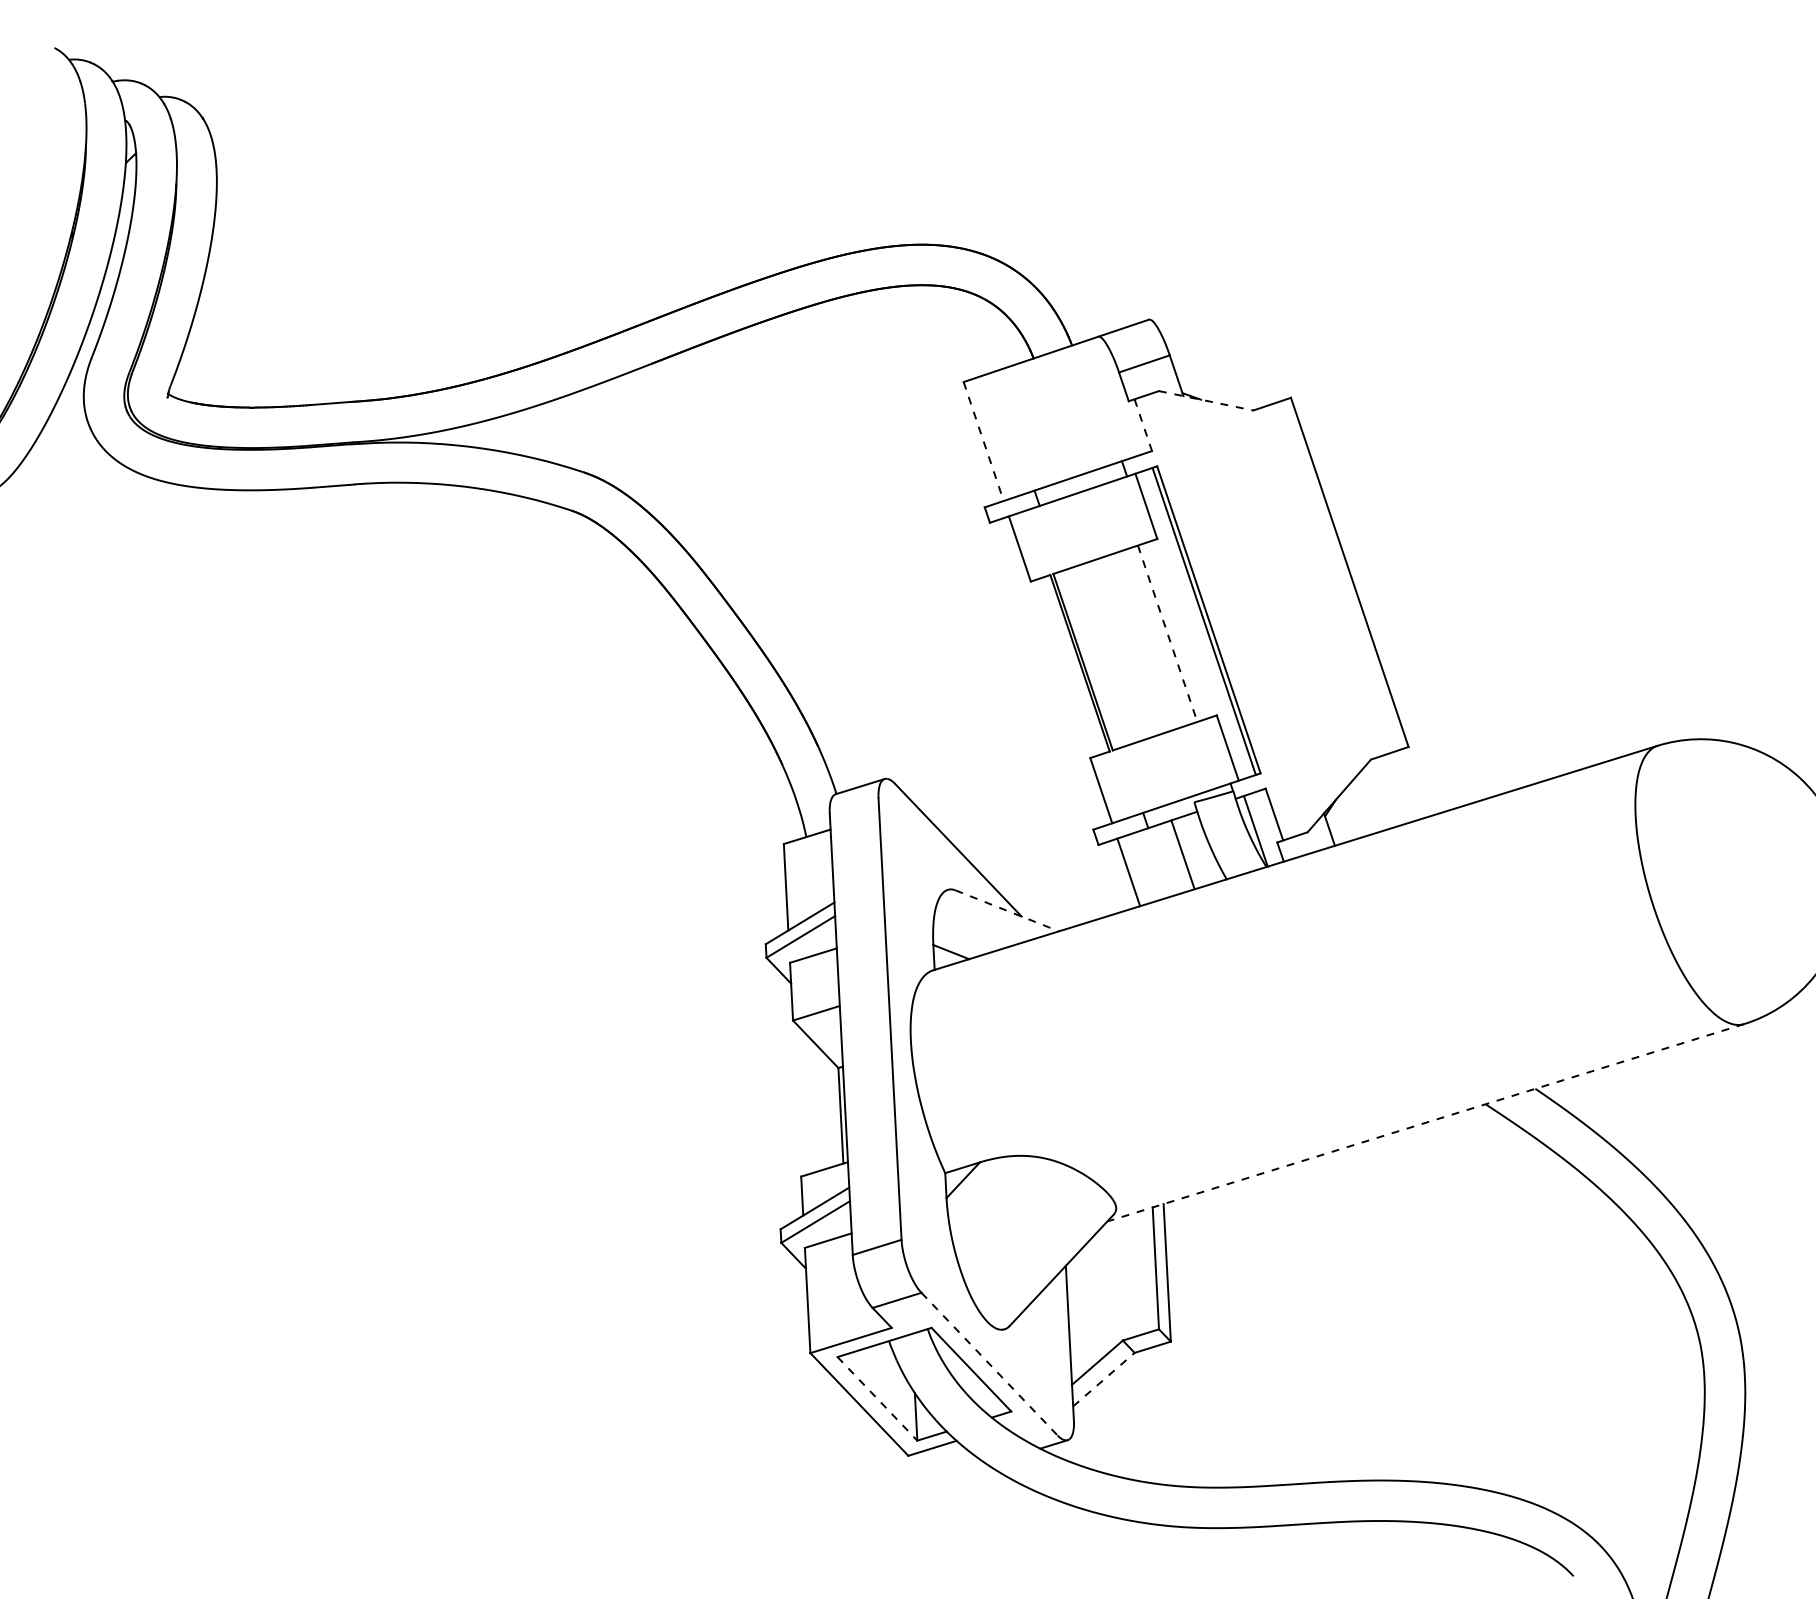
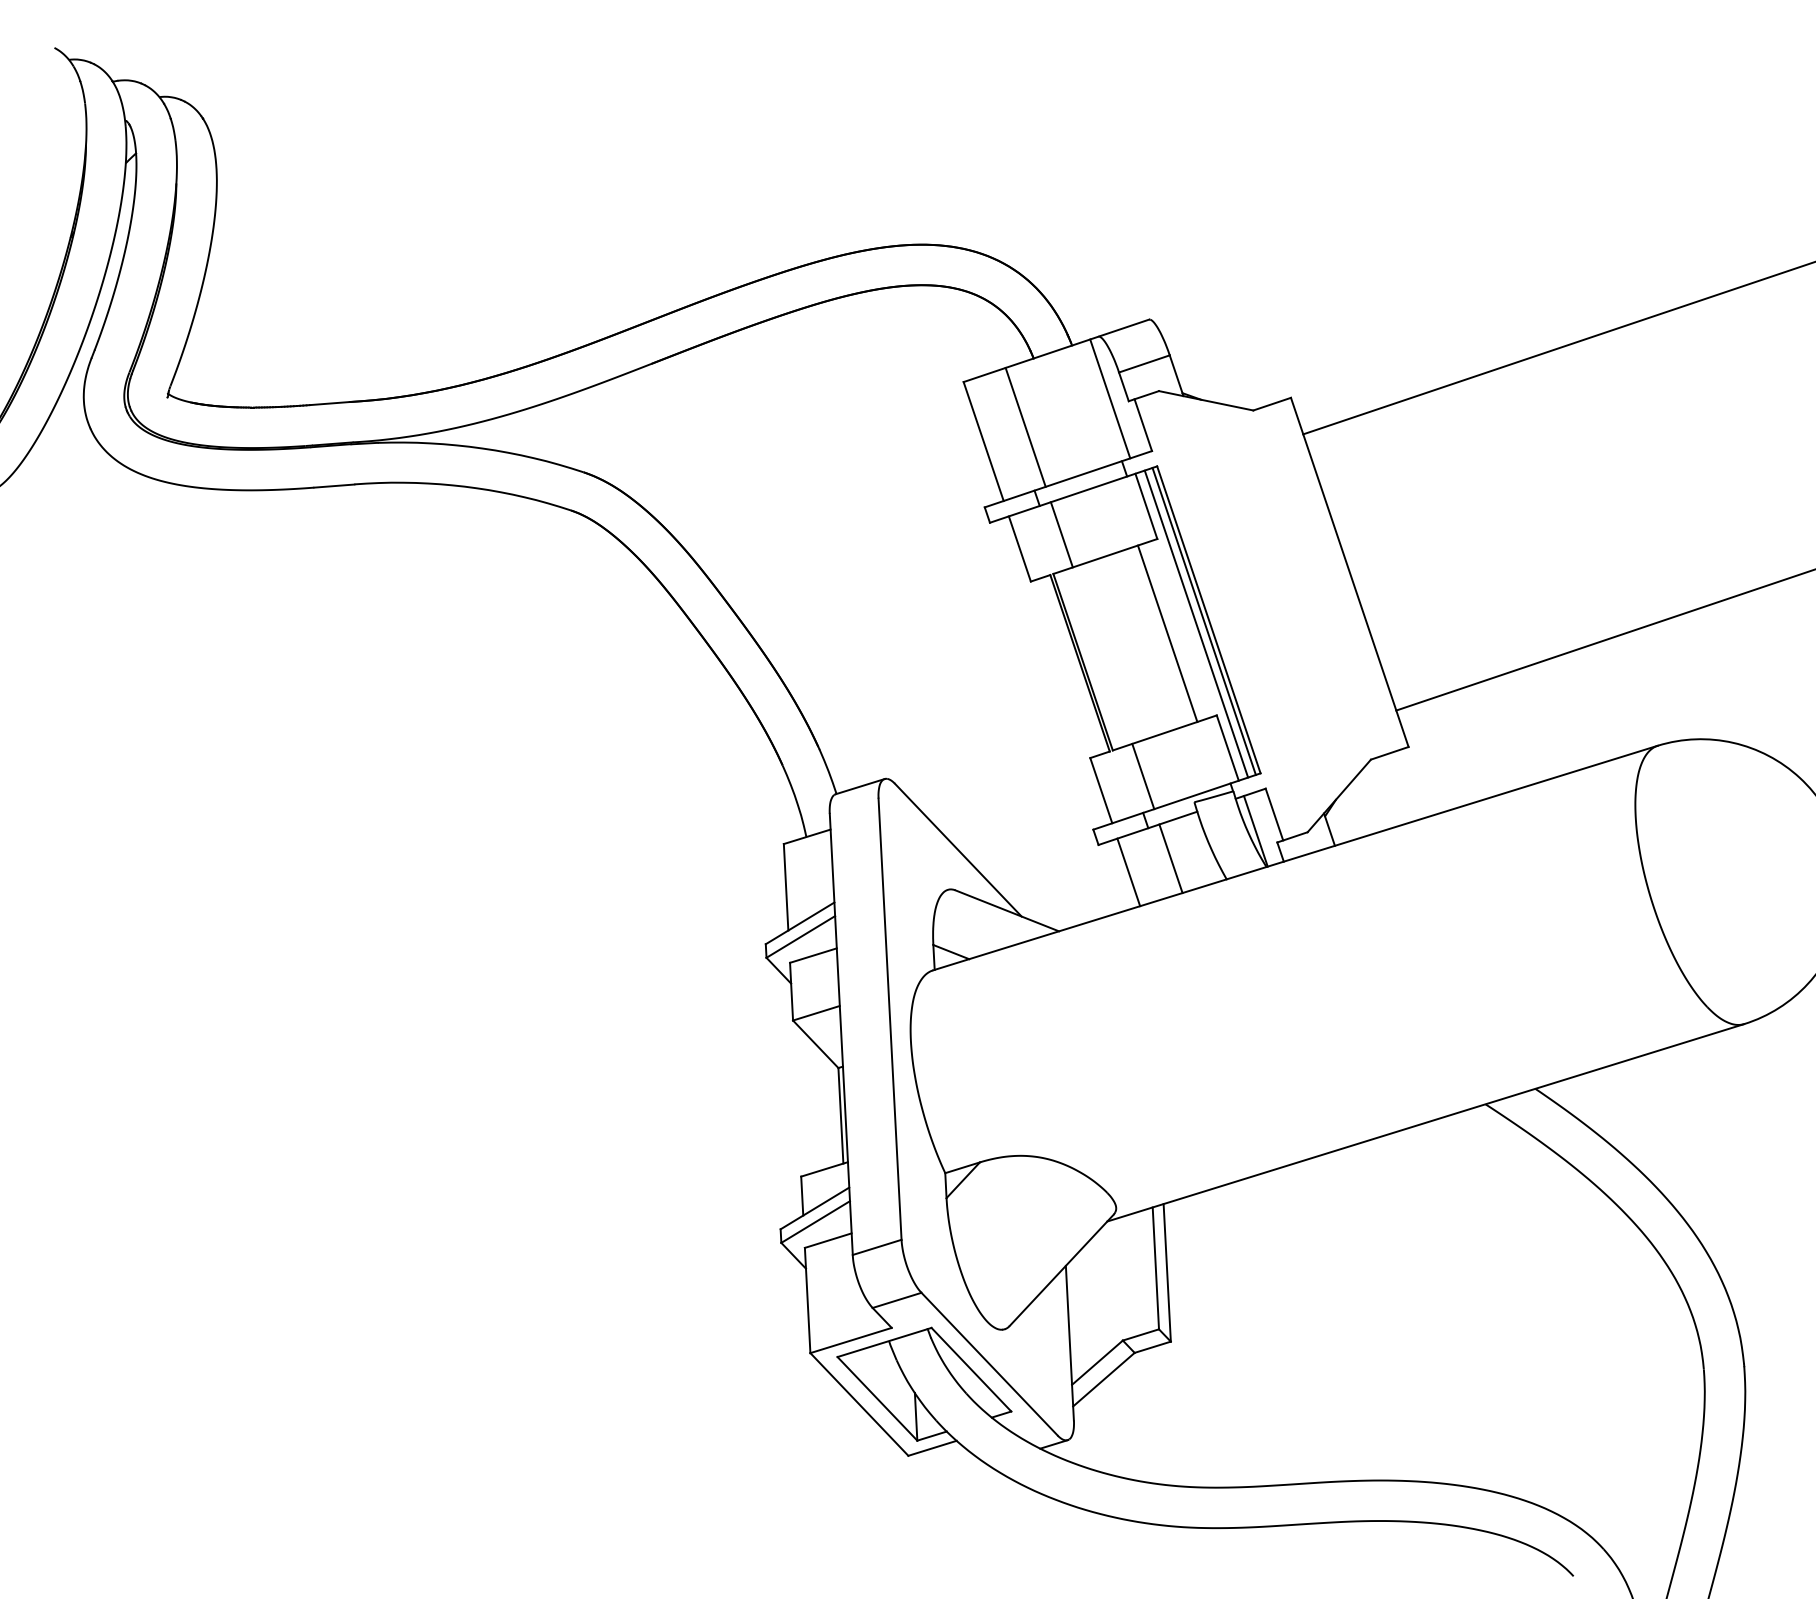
line: none -> present (1557, 348)
line: none -> present (1110, 398)
line: dashed -> solid (1206, 400)
line: dashed -> solid (1143, 425)
line: none -> present (1025, 426)
line: dashed -> solid (983, 441)
line: none -> present (1061, 534)
line: none -> present (1196, 623)
line: dashed -> solid (1167, 634)
line: none -> present (1604, 640)
line: none -> present (1143, 776)
line position: (1182, 854) -> (1170, 858) (1170, 858)
line: dashed -> solid (1007, 910)
line: dashed -> solid (1425, 1122)
line: dashed -> solid (989, 1364)
line: dashed -> solid (1103, 1379)
line: dashed -> solid (877, 1398)
